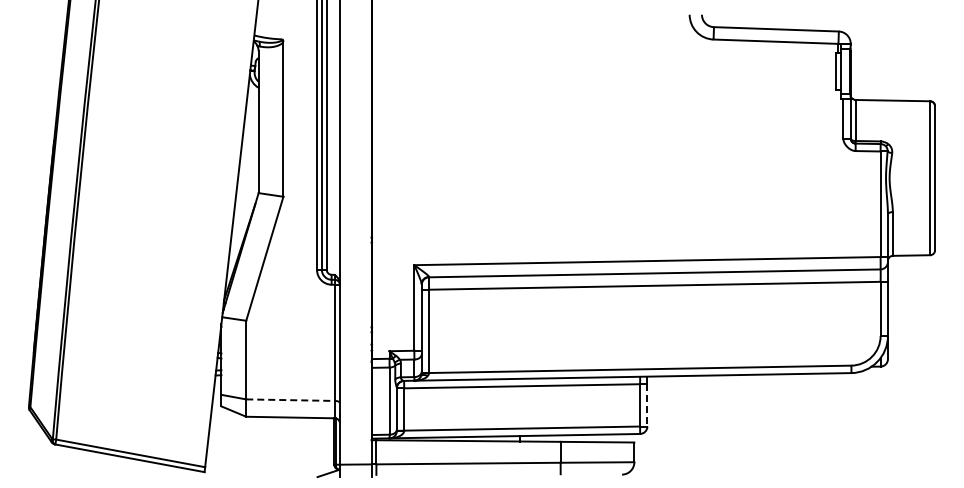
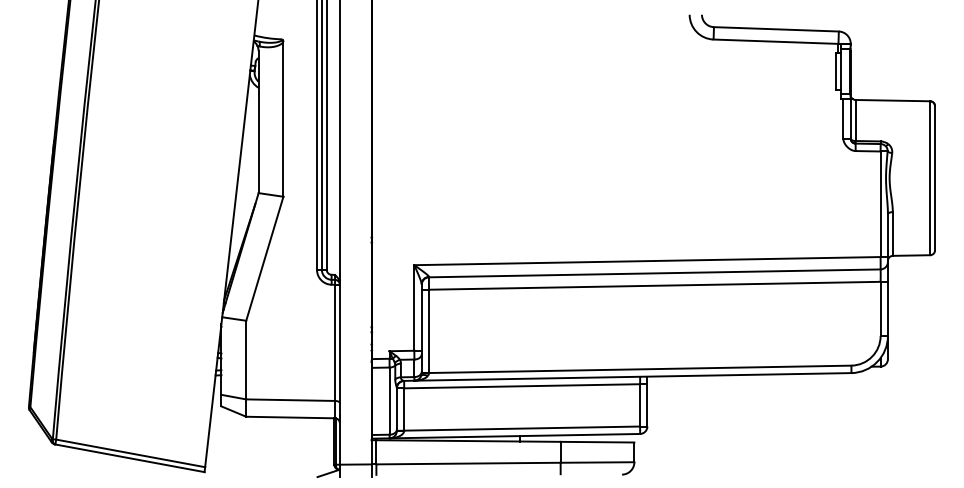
line: dashed -> solid (291, 400)
line: dashed -> solid (647, 405)
